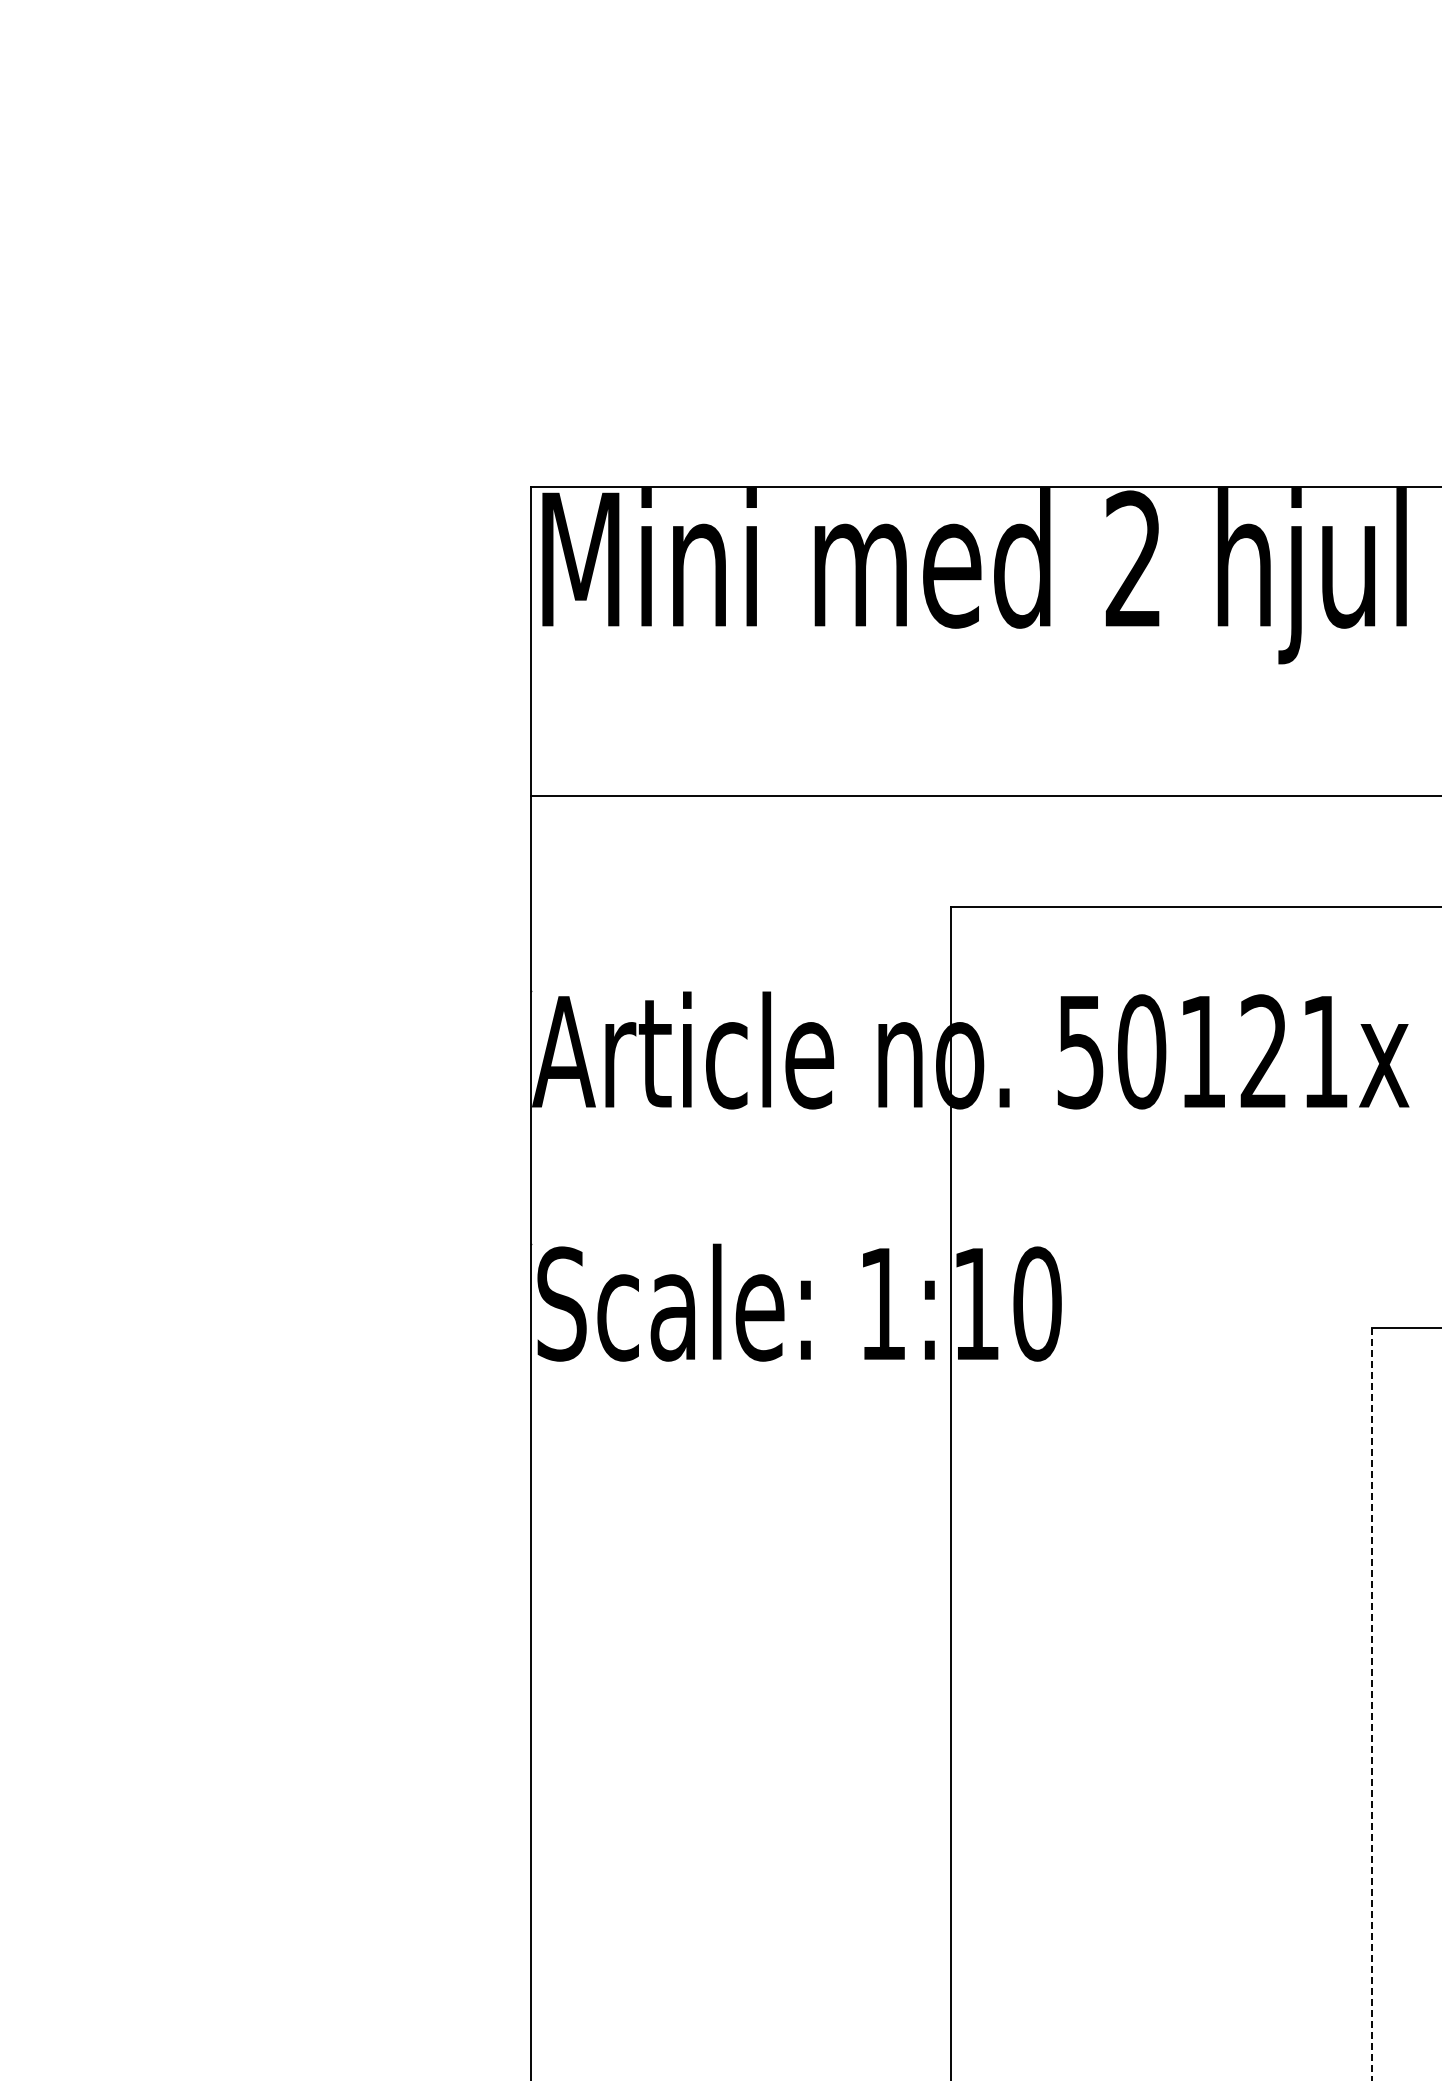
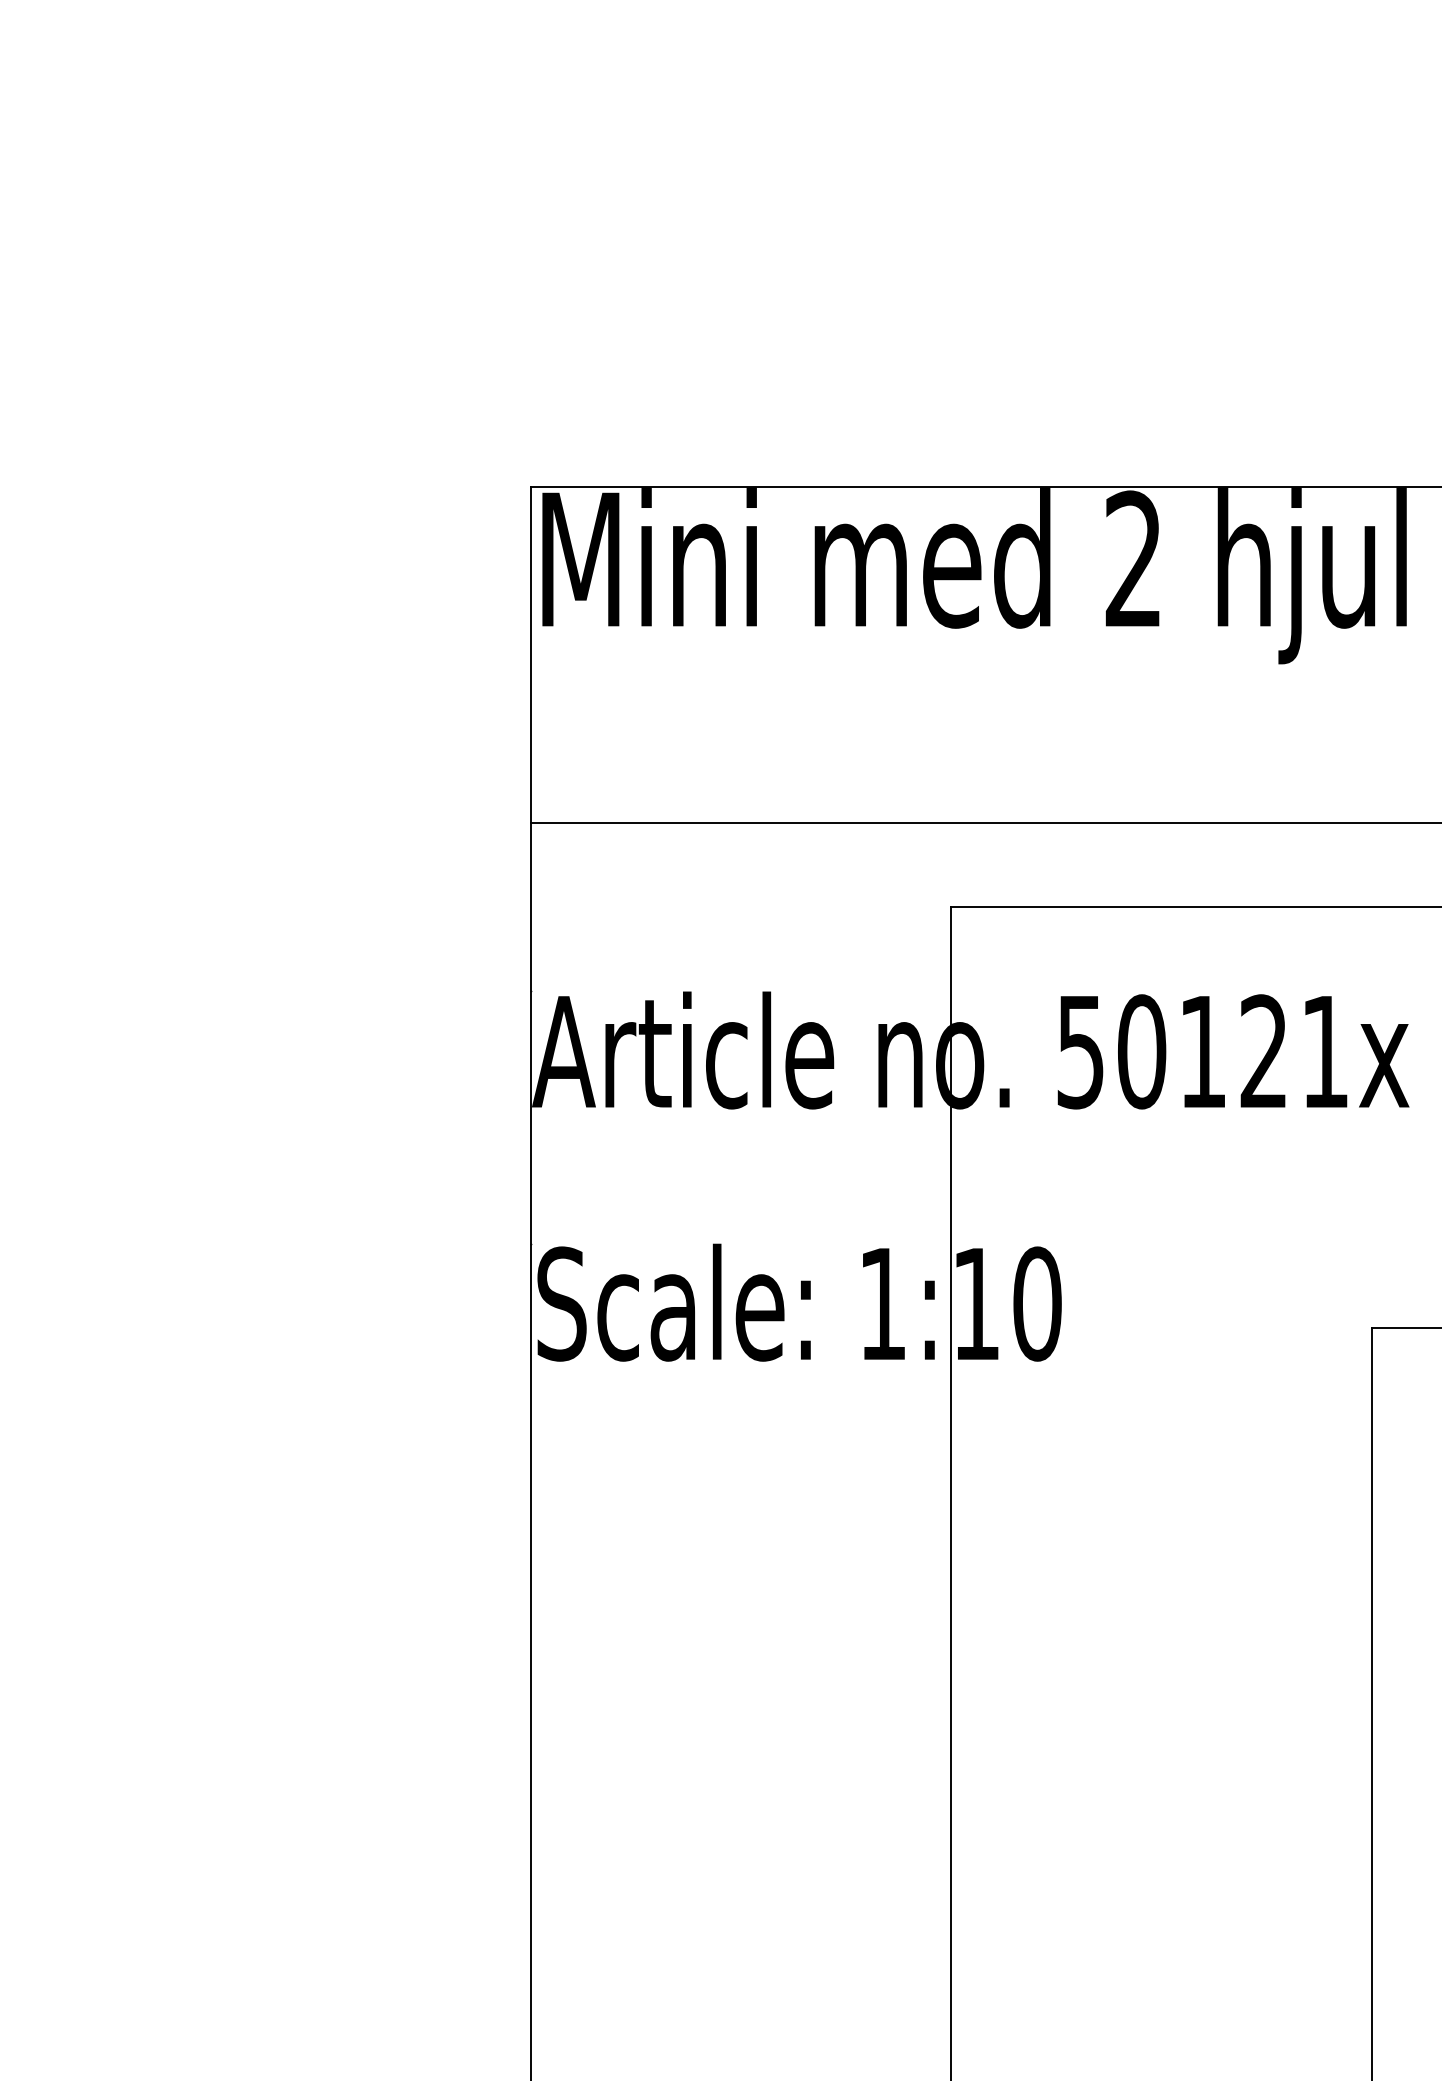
line position: (984, 796) -> (984, 823) (984, 823)
line: dashed -> solid (1371, 1704)
